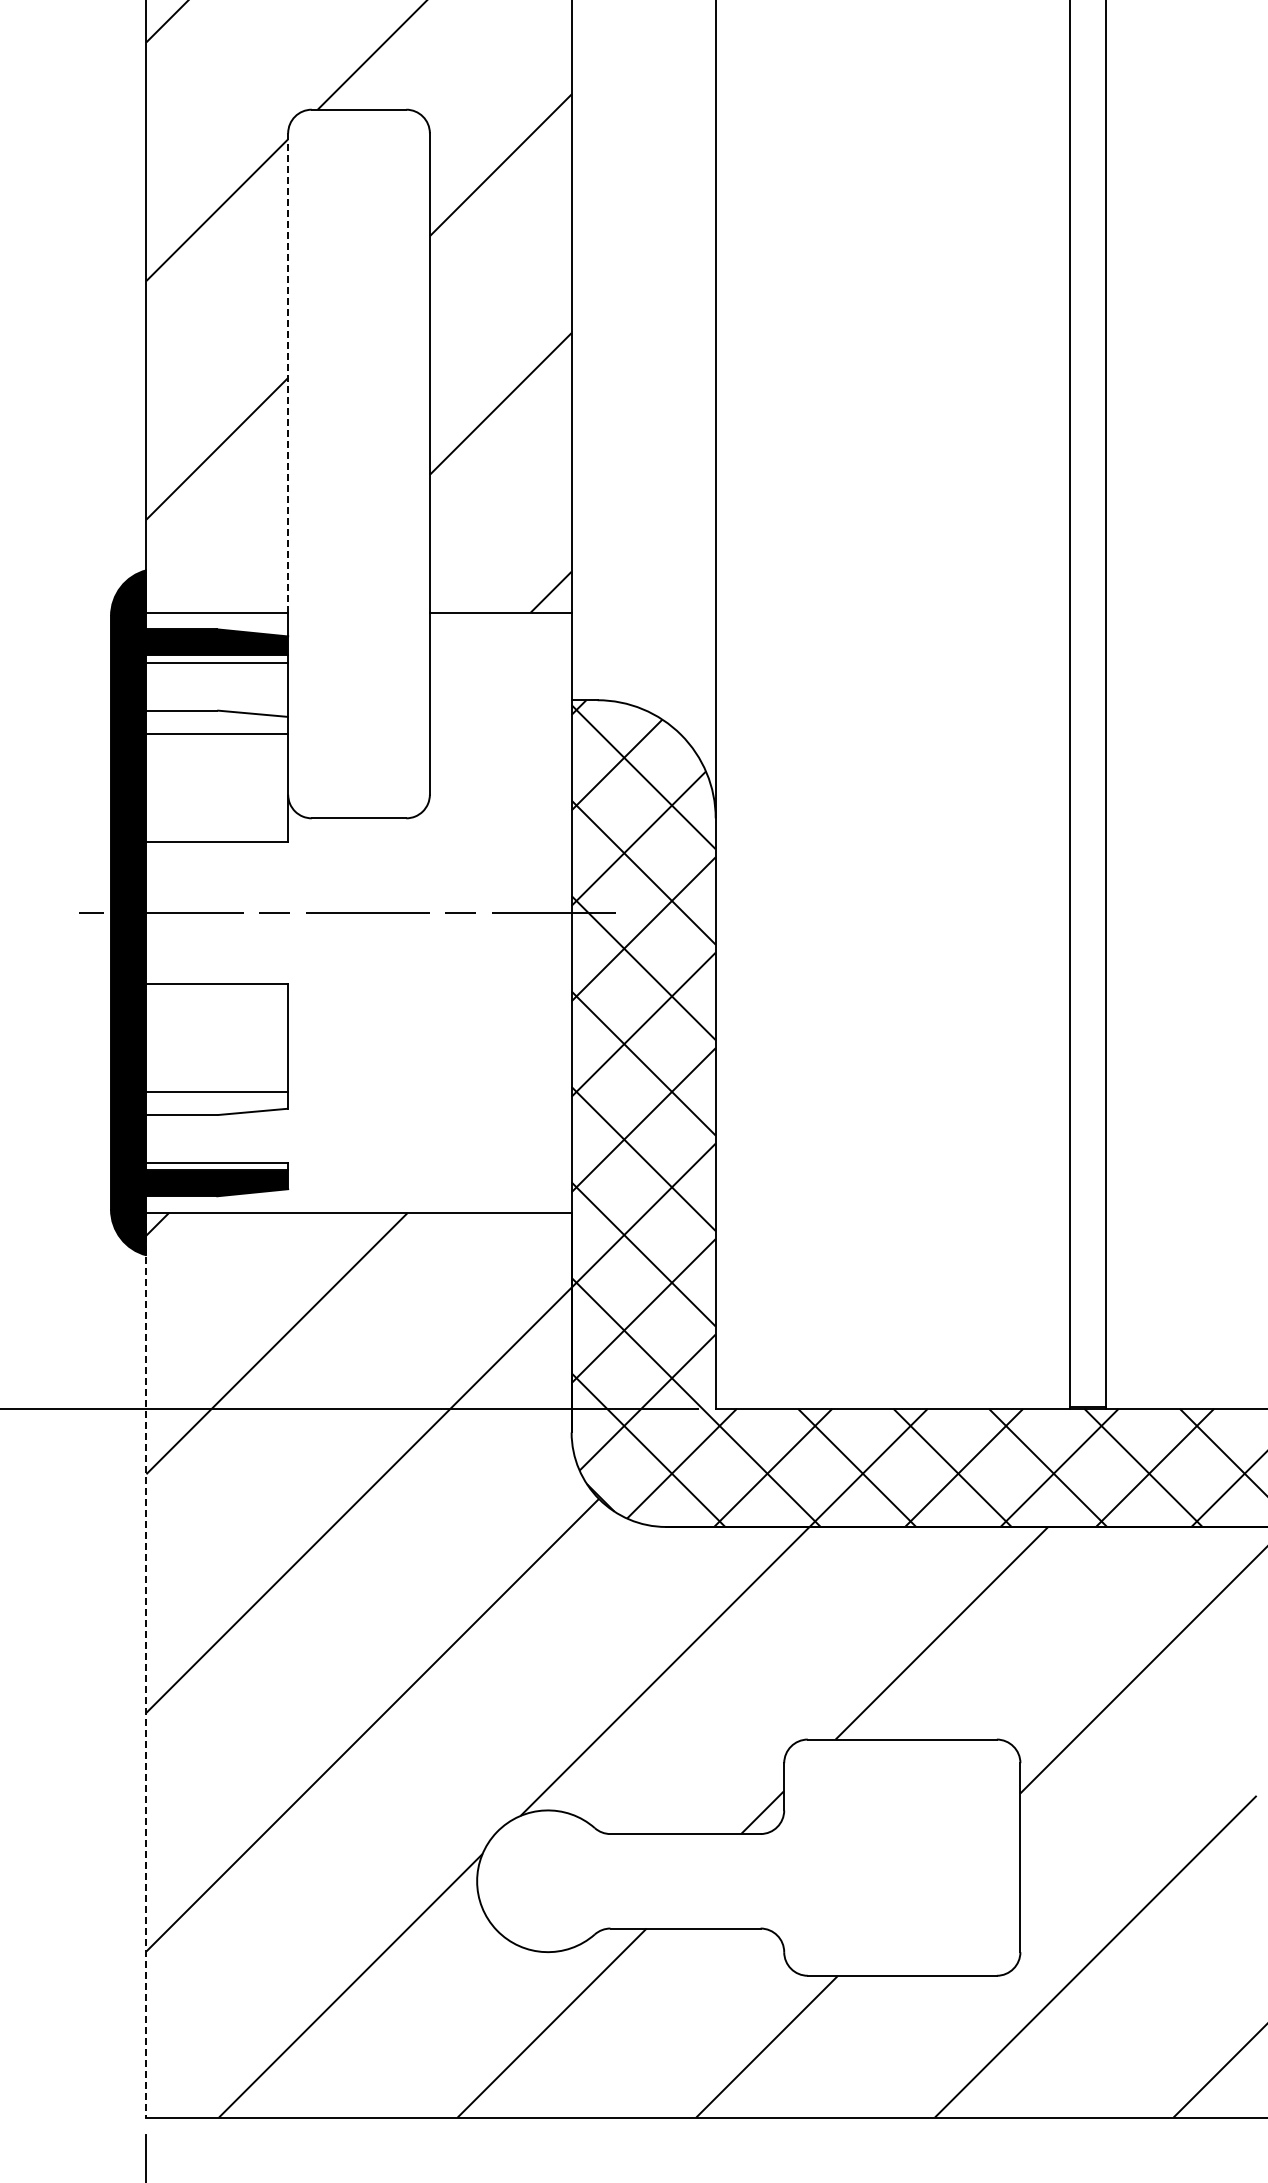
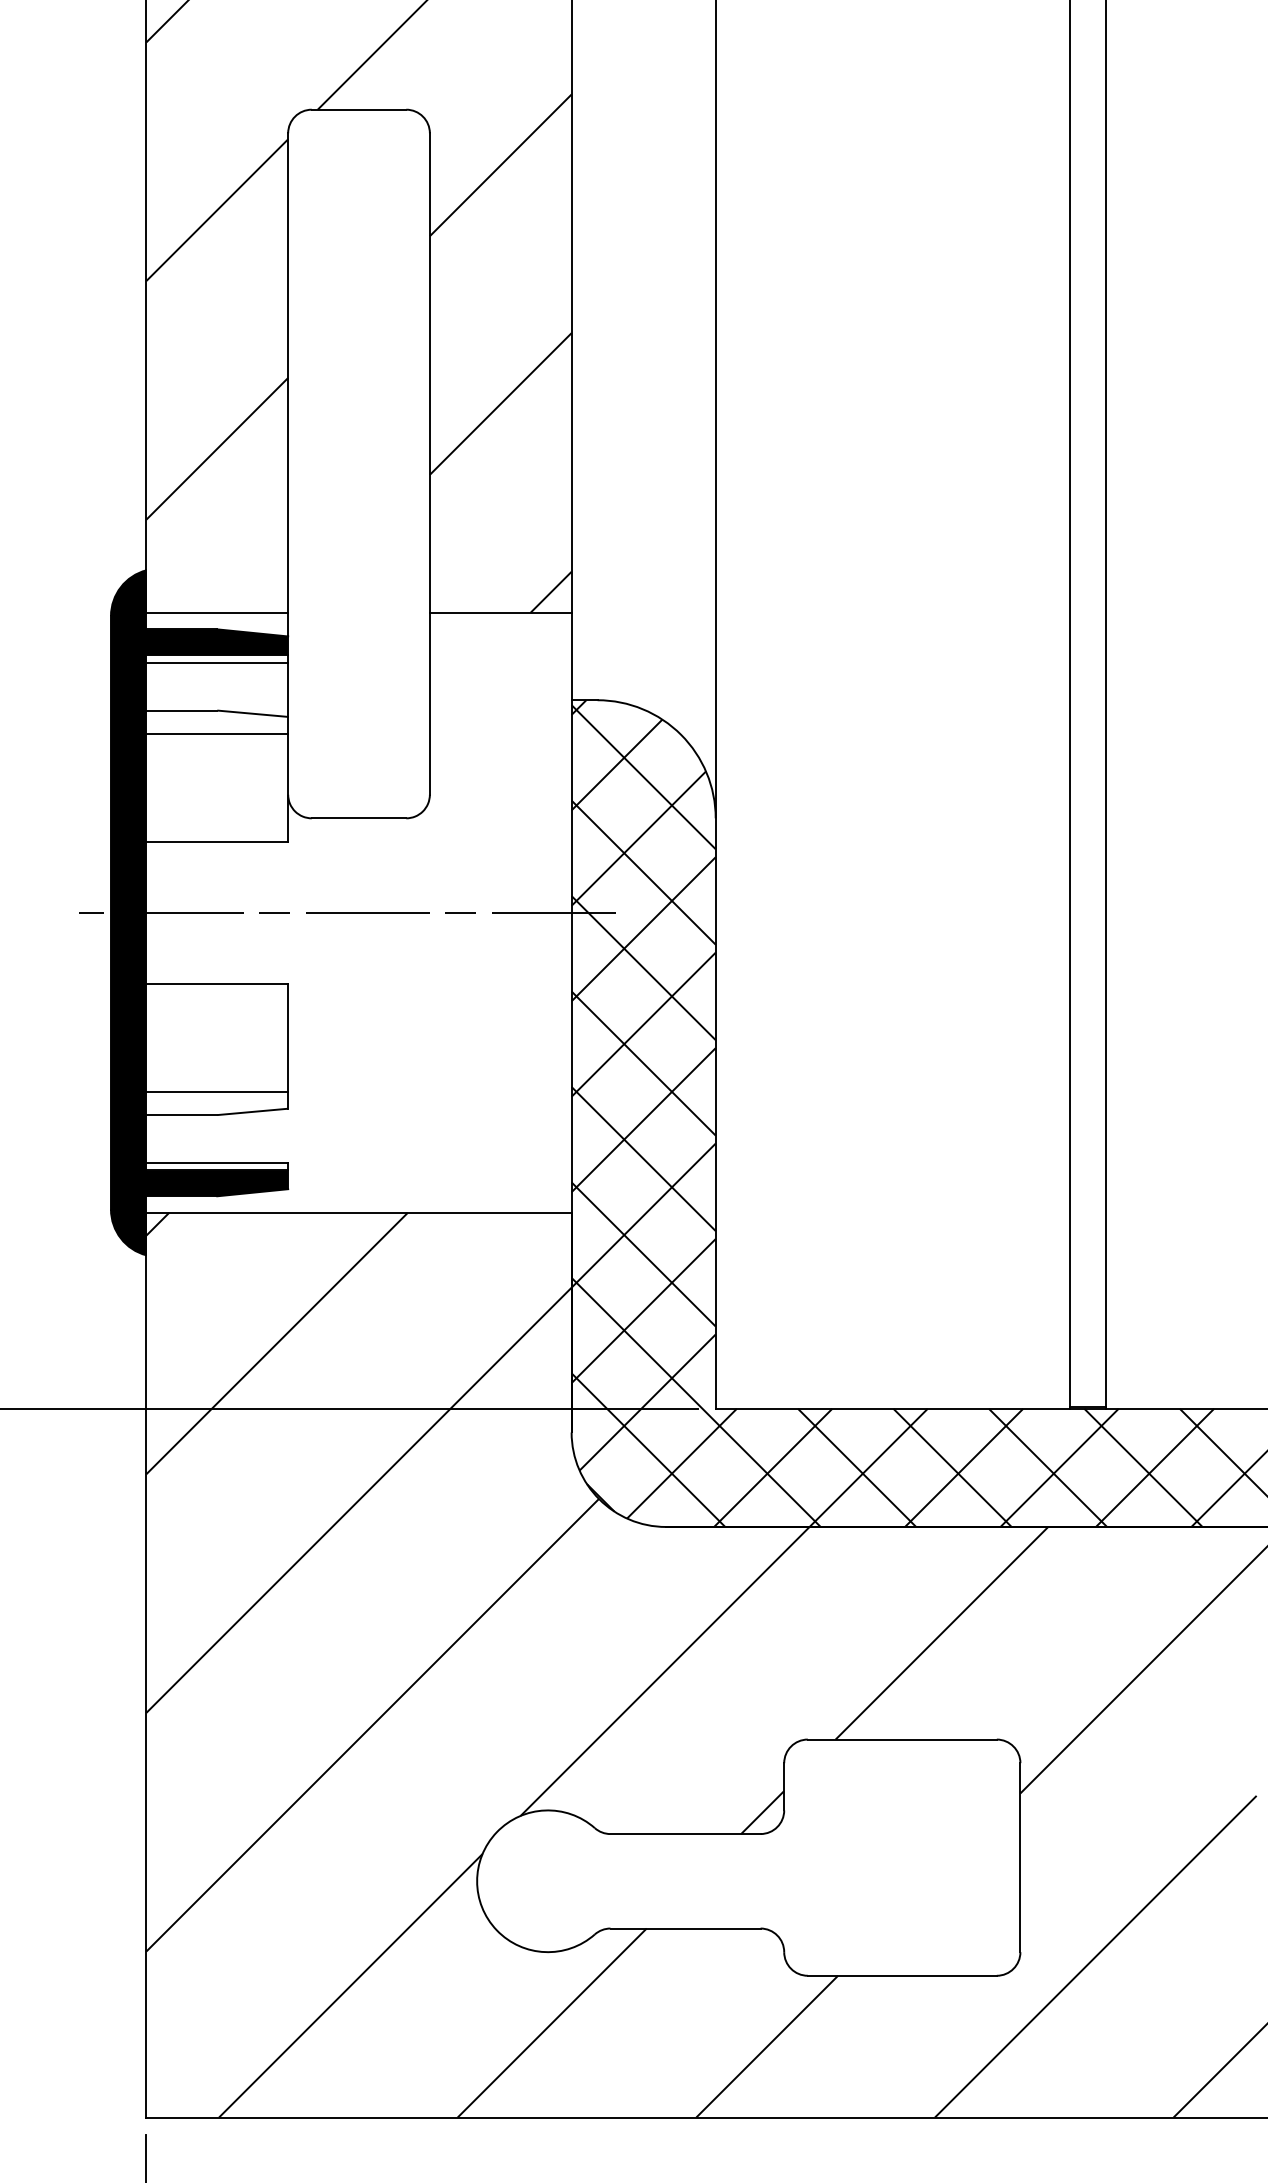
line: dashed -> solid (288, 373)
line: dashed -> solid (146, 1665)
